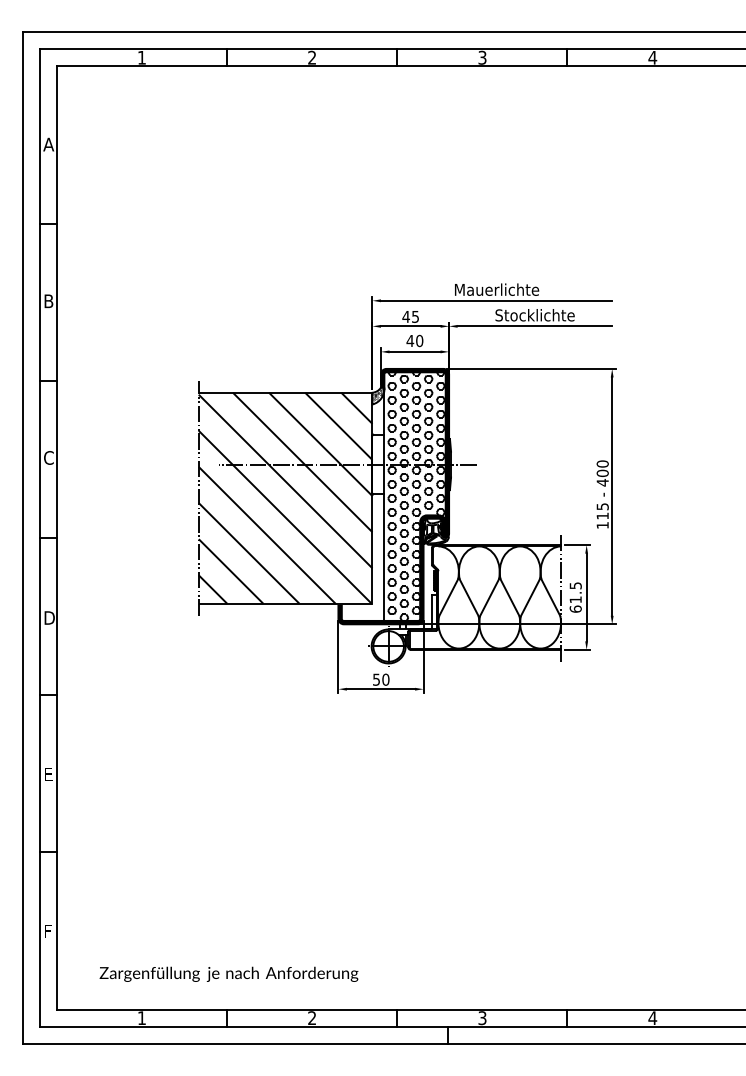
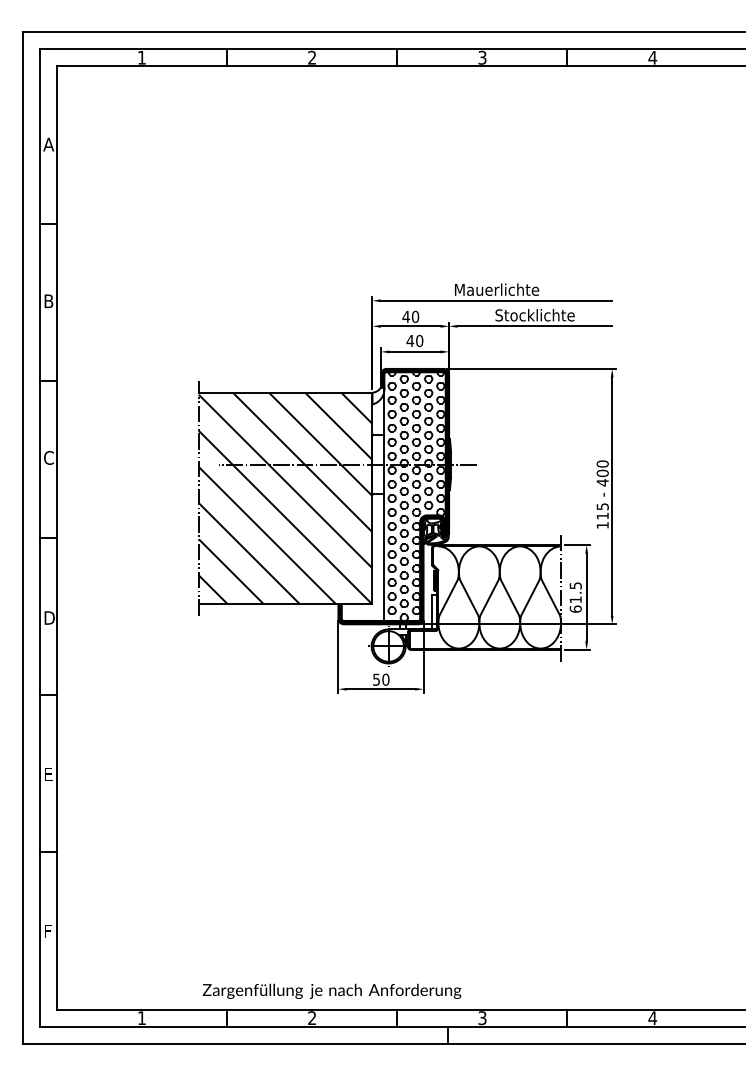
text: 45 -> 40 (415, 316)
hatch: present -> none (377, 393)
text position: (228, 973) -> (331, 990) (331, 990)
